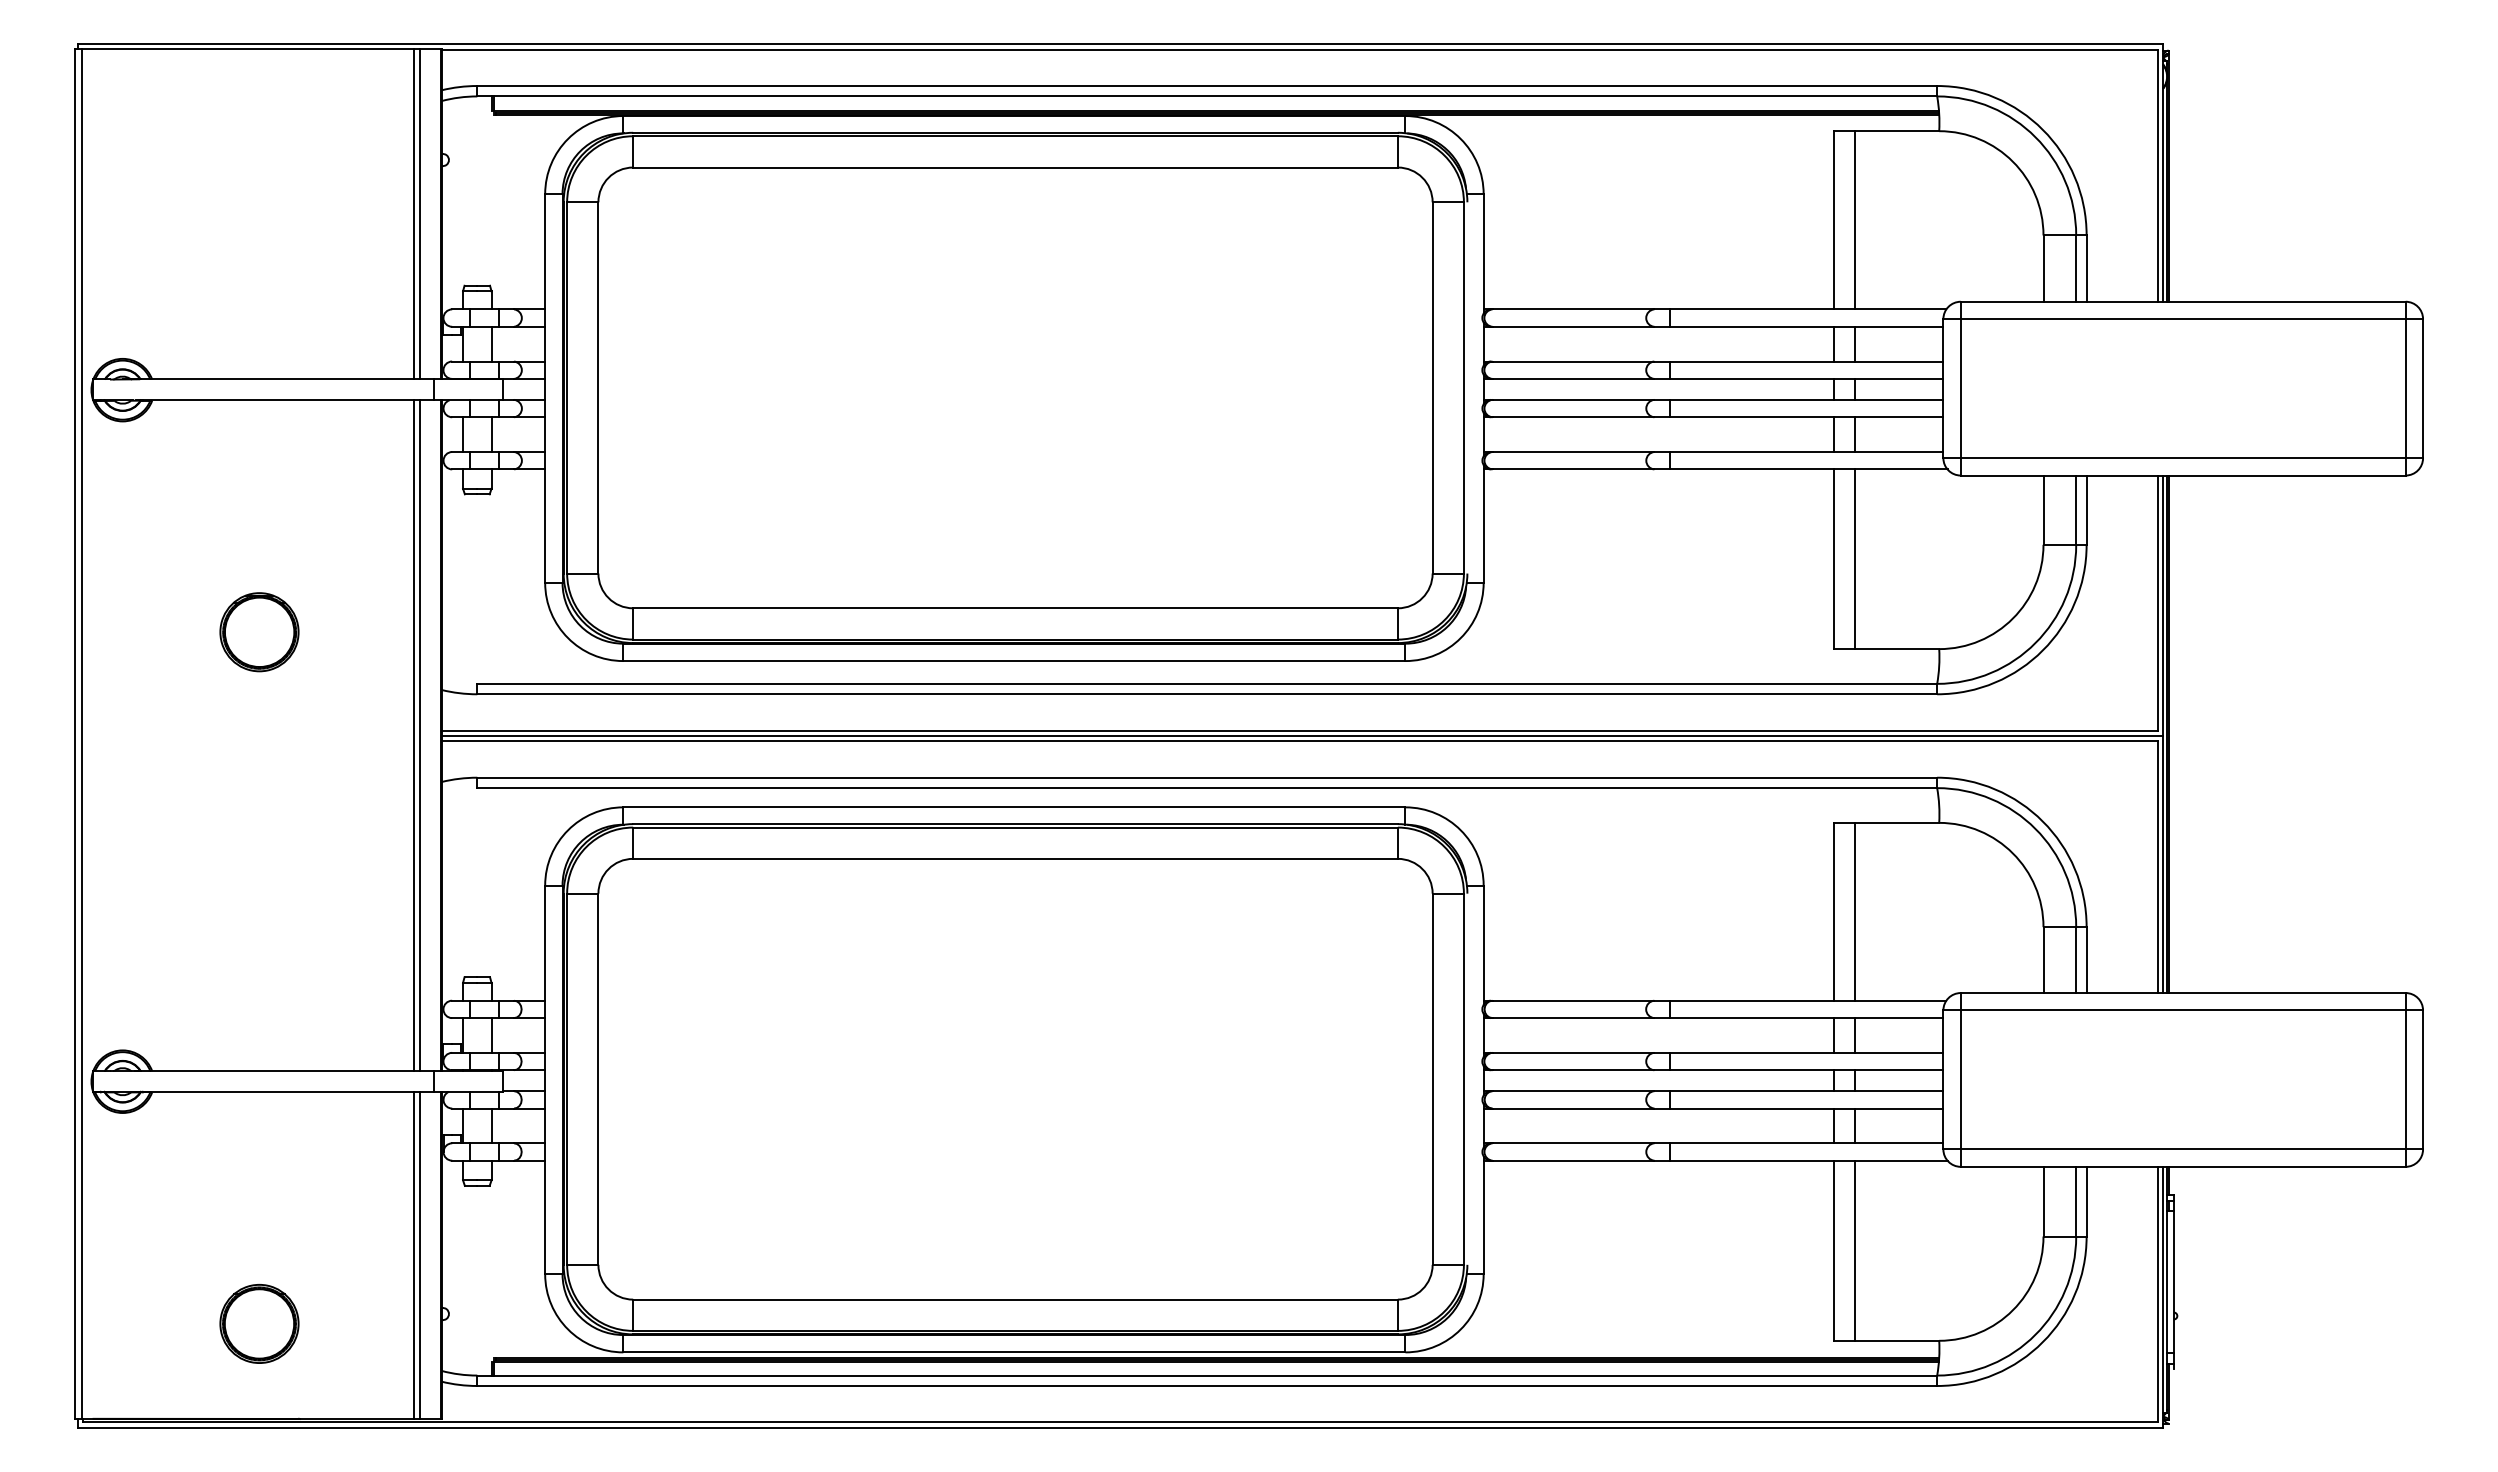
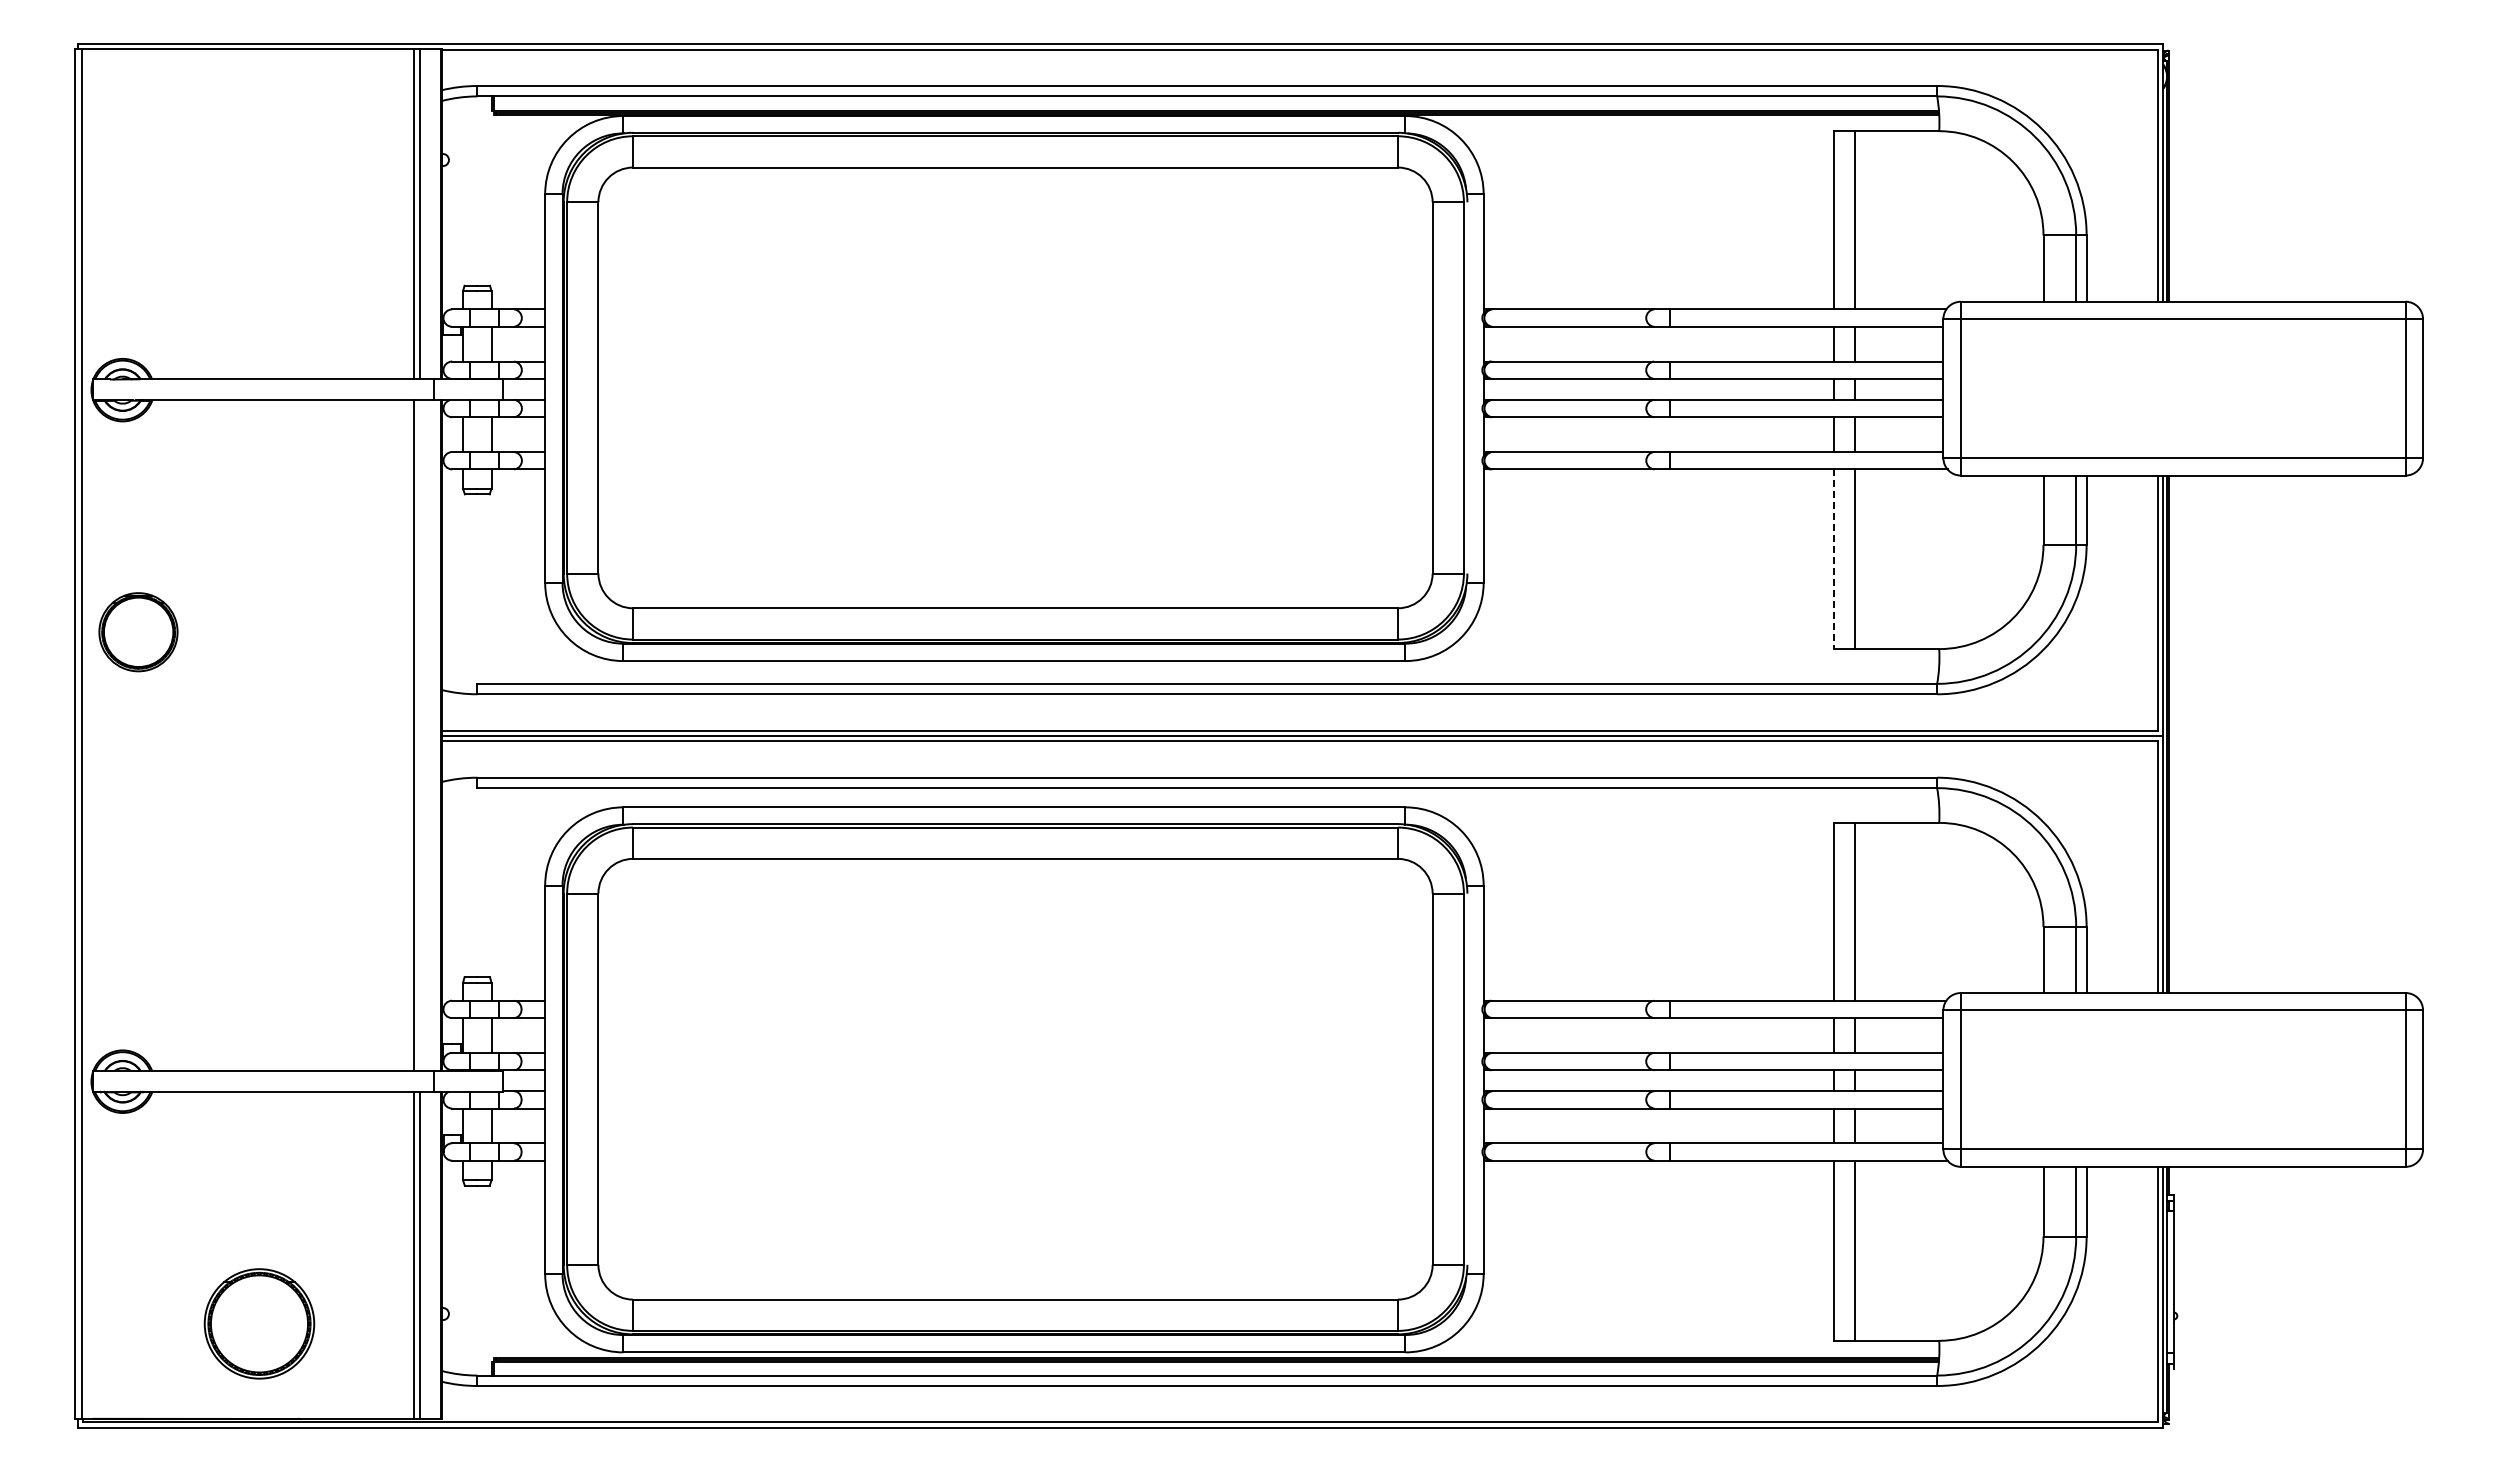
line: solid -> dashed (1833, 559)
part position: (259, 632) -> (138, 632) (138, 632)
line: present -> none (420, 735)
part size: 81x80 px -> 113x112 px (259, 1323)
